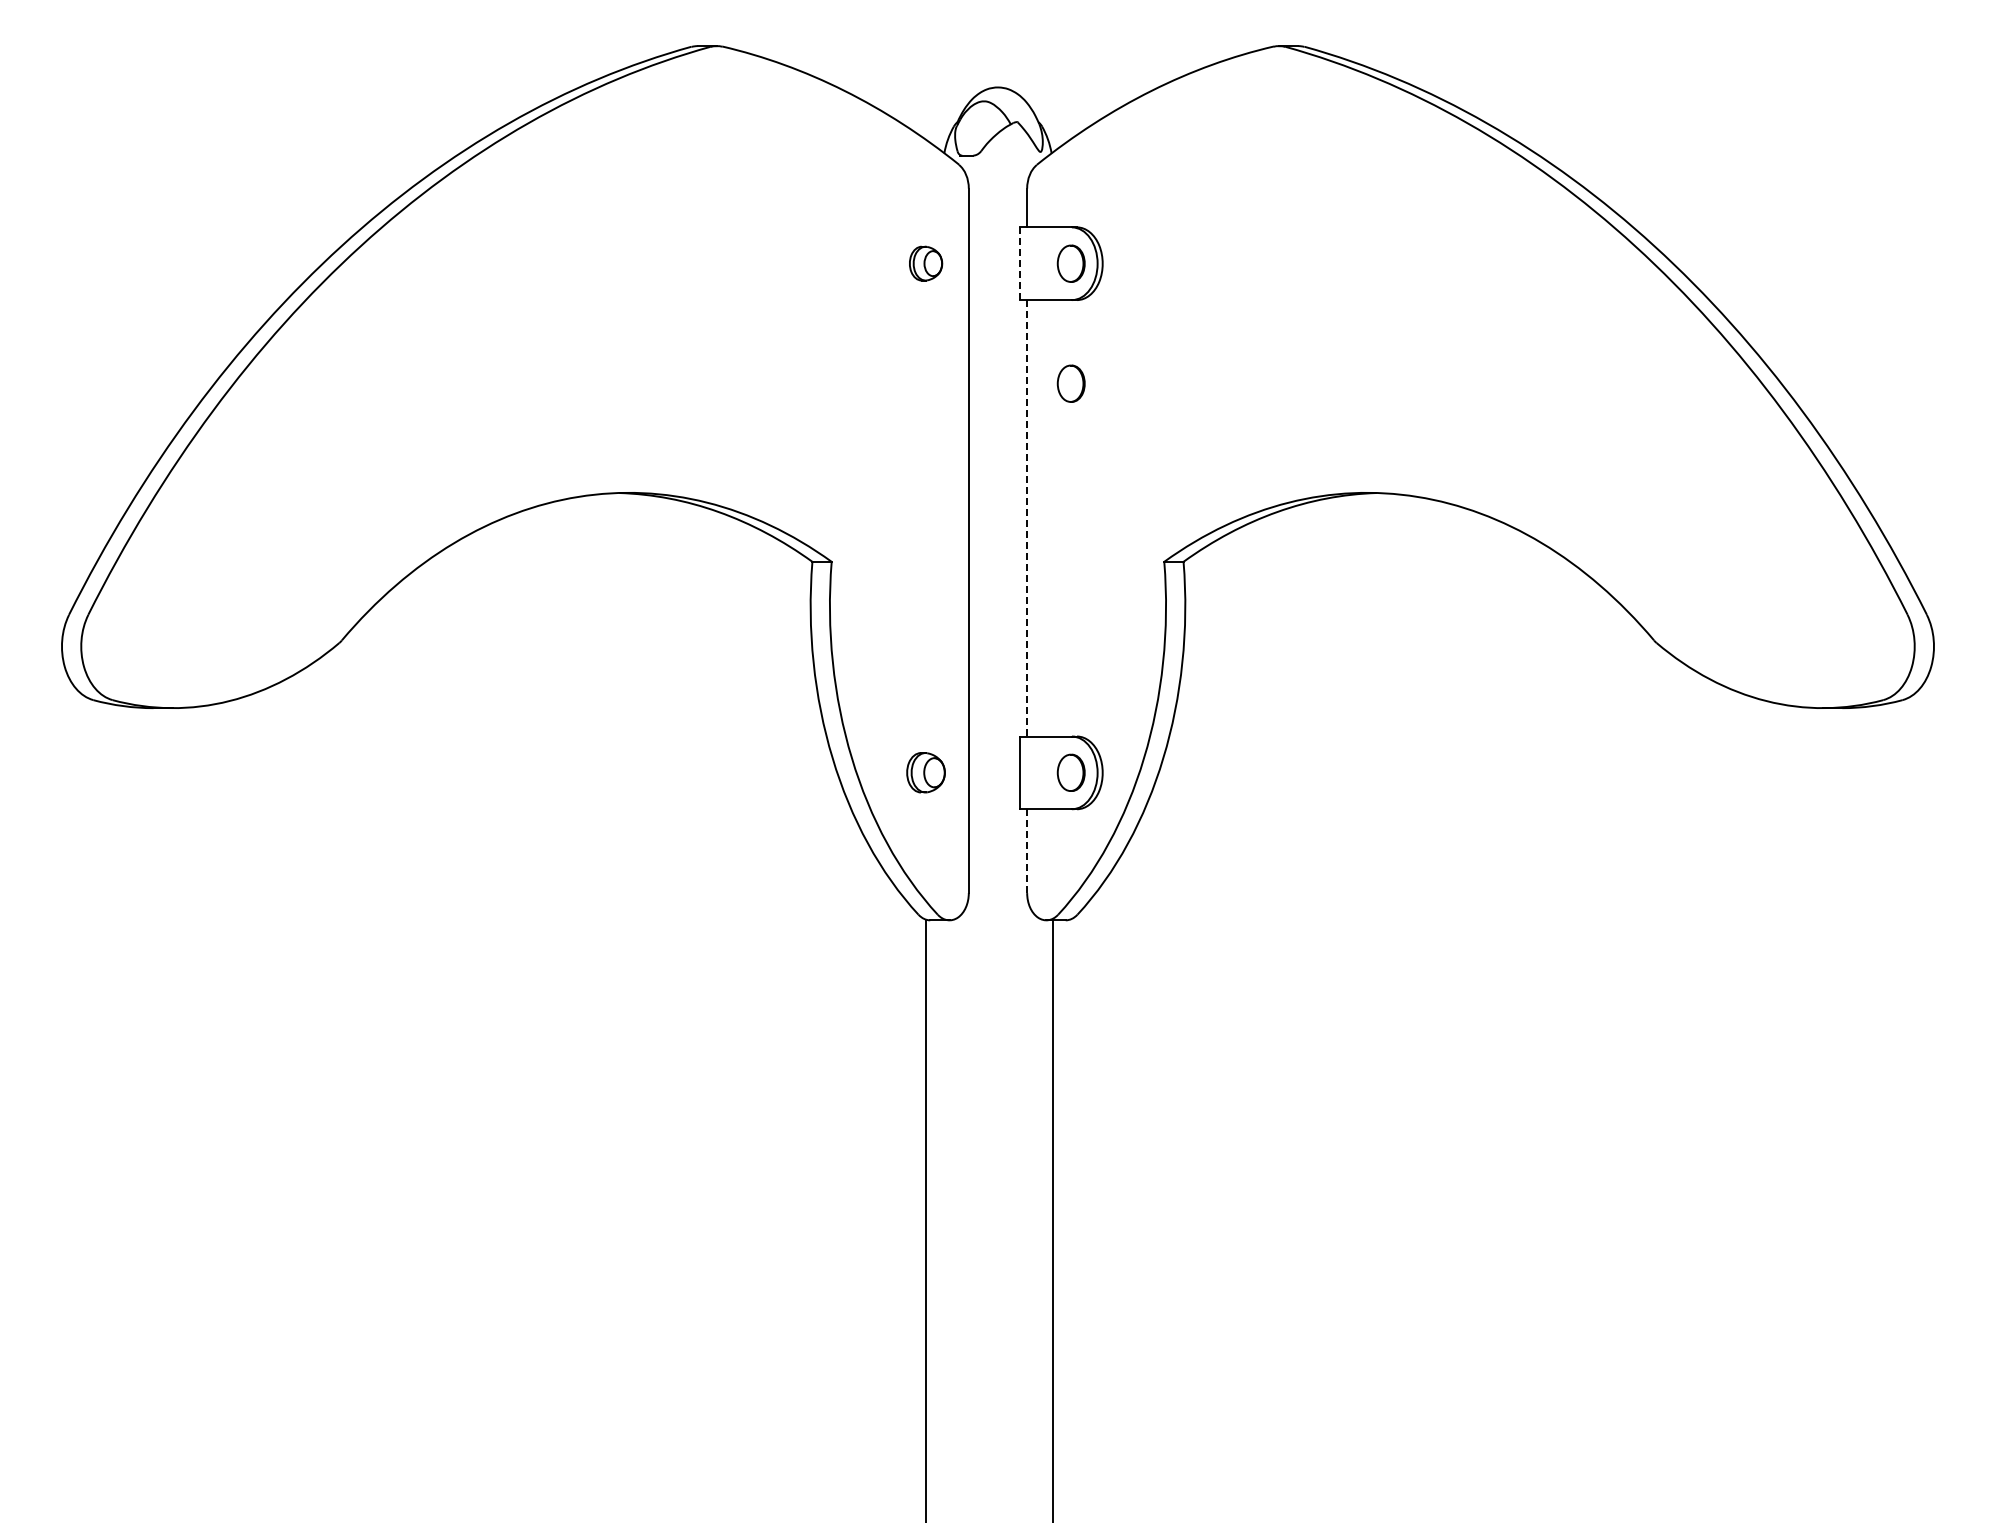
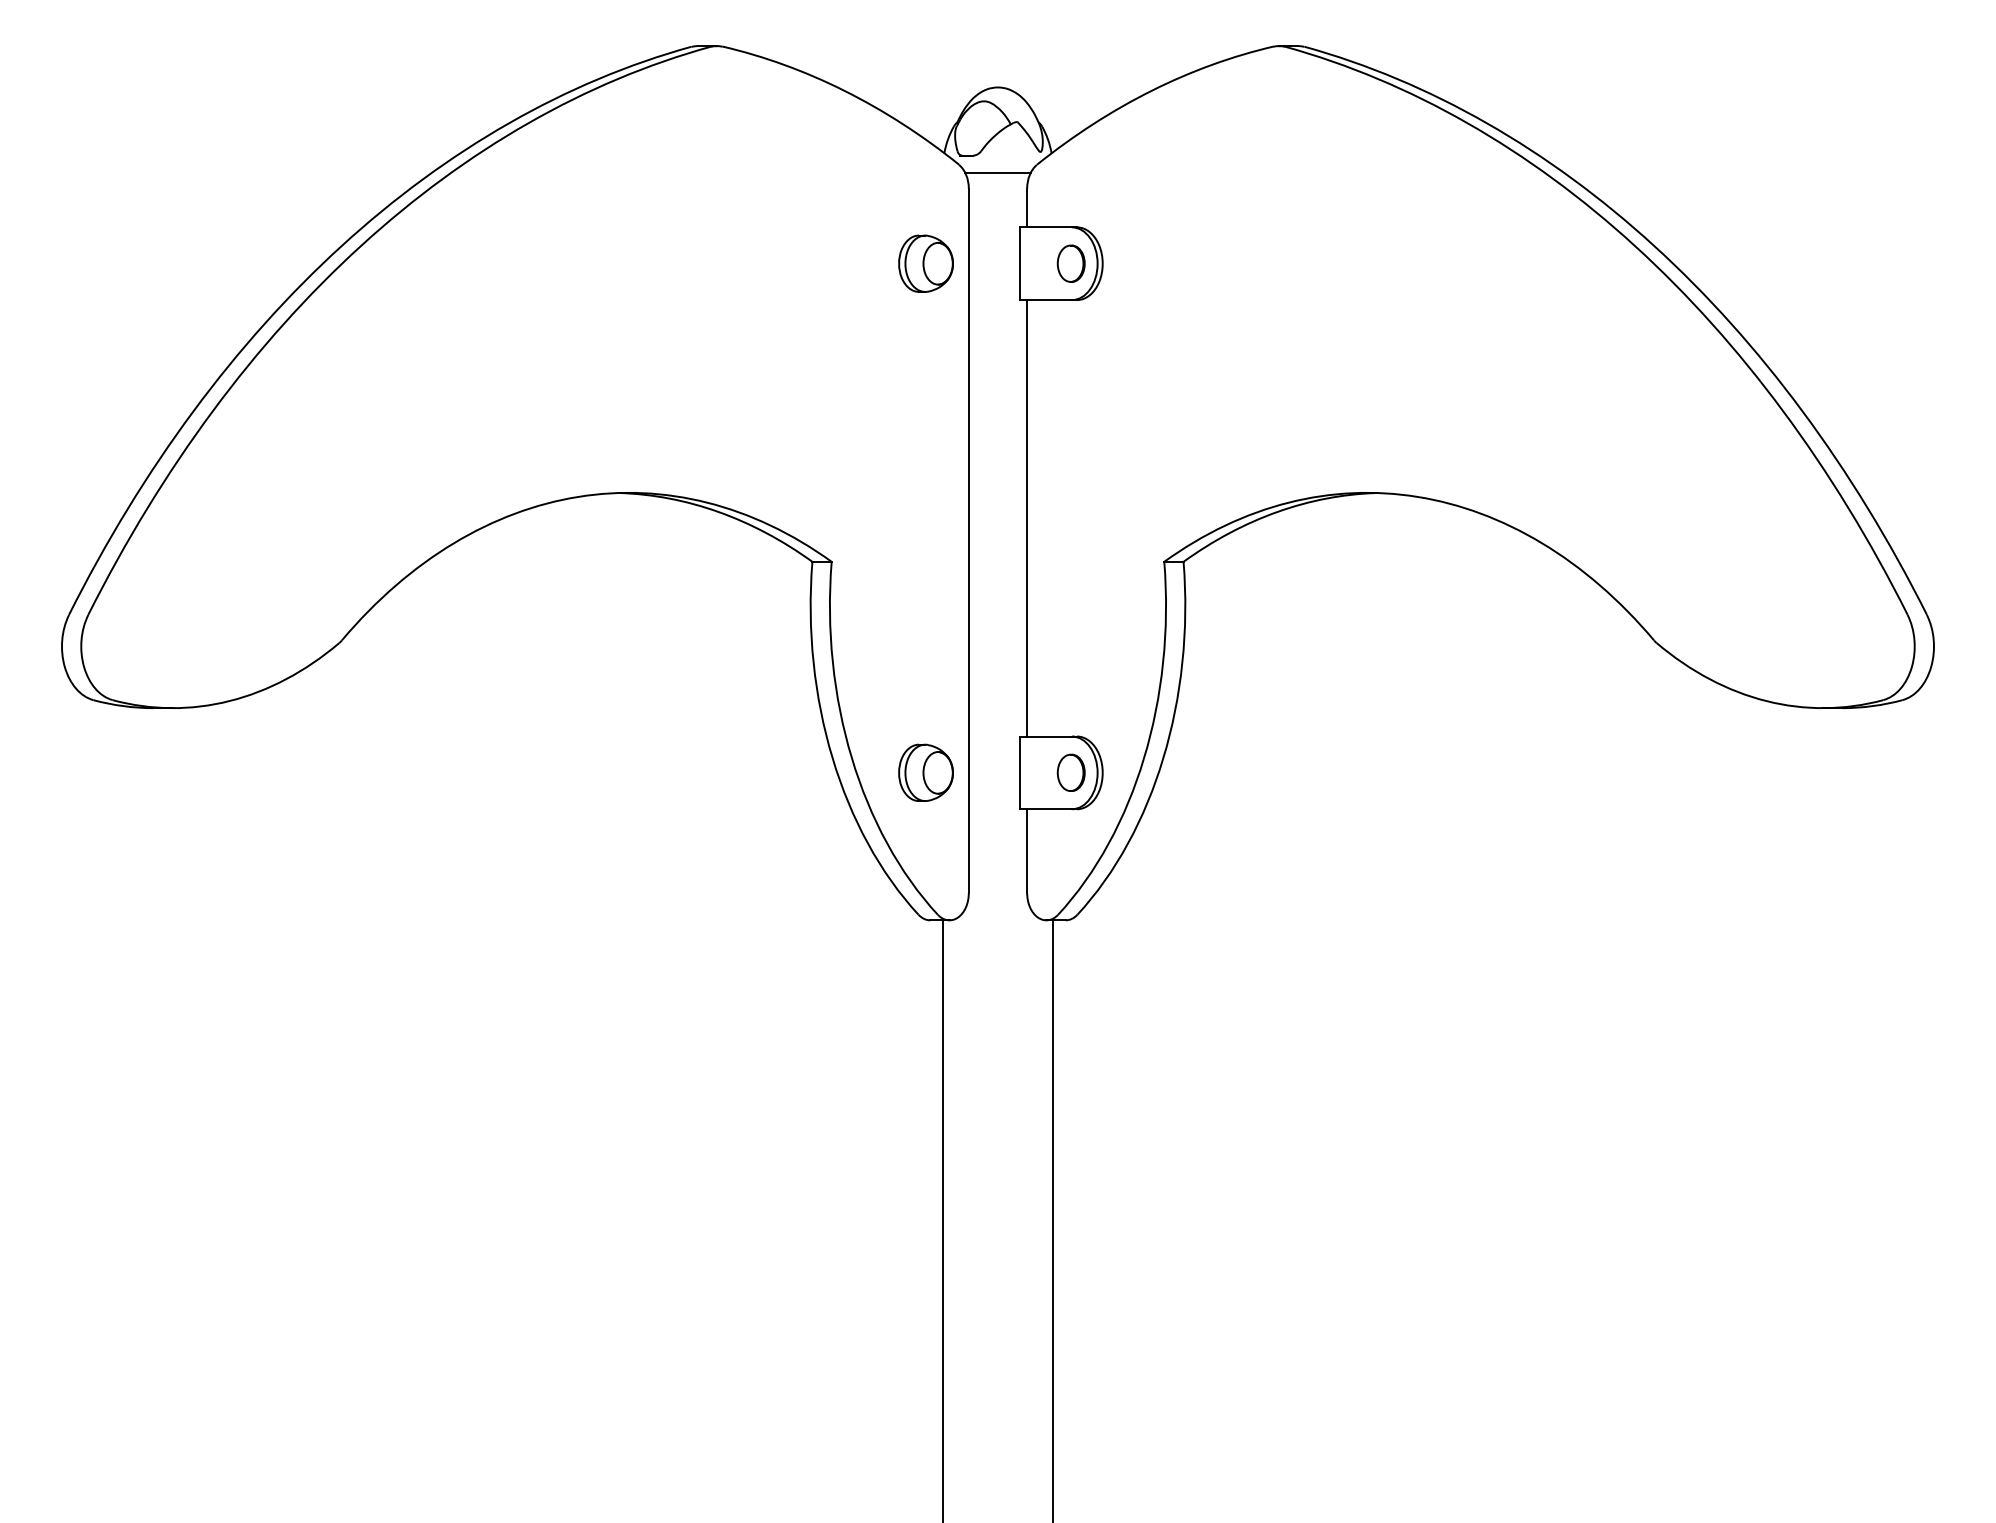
line: none -> present (997, 172)
part size: 35x37 px -> 56x59 px (925, 263)
line: dashed -> solid (1020, 263)
part: present -> none (1070, 383)
line: dashed -> solid (1027, 518)
part size: 40x42 px -> 56x59 px (925, 772)
line: dashed -> solid (1027, 851)
line position: (926, 1219) -> (943, 1219) (943, 1219)
